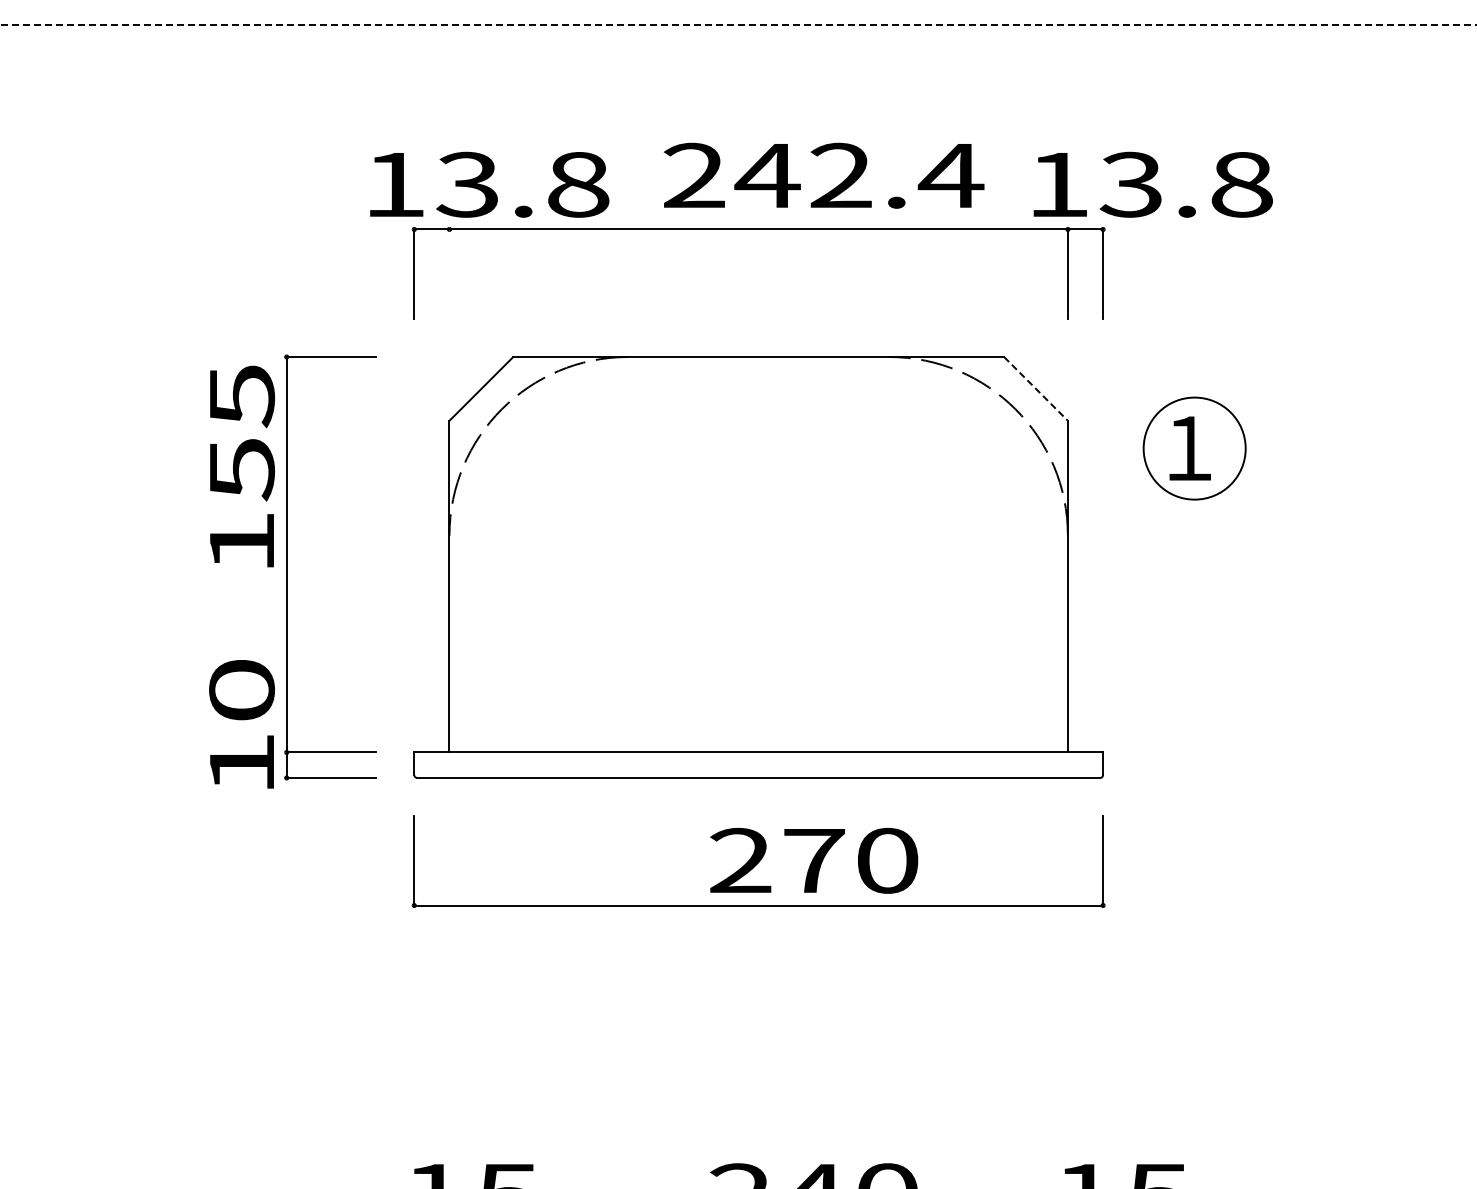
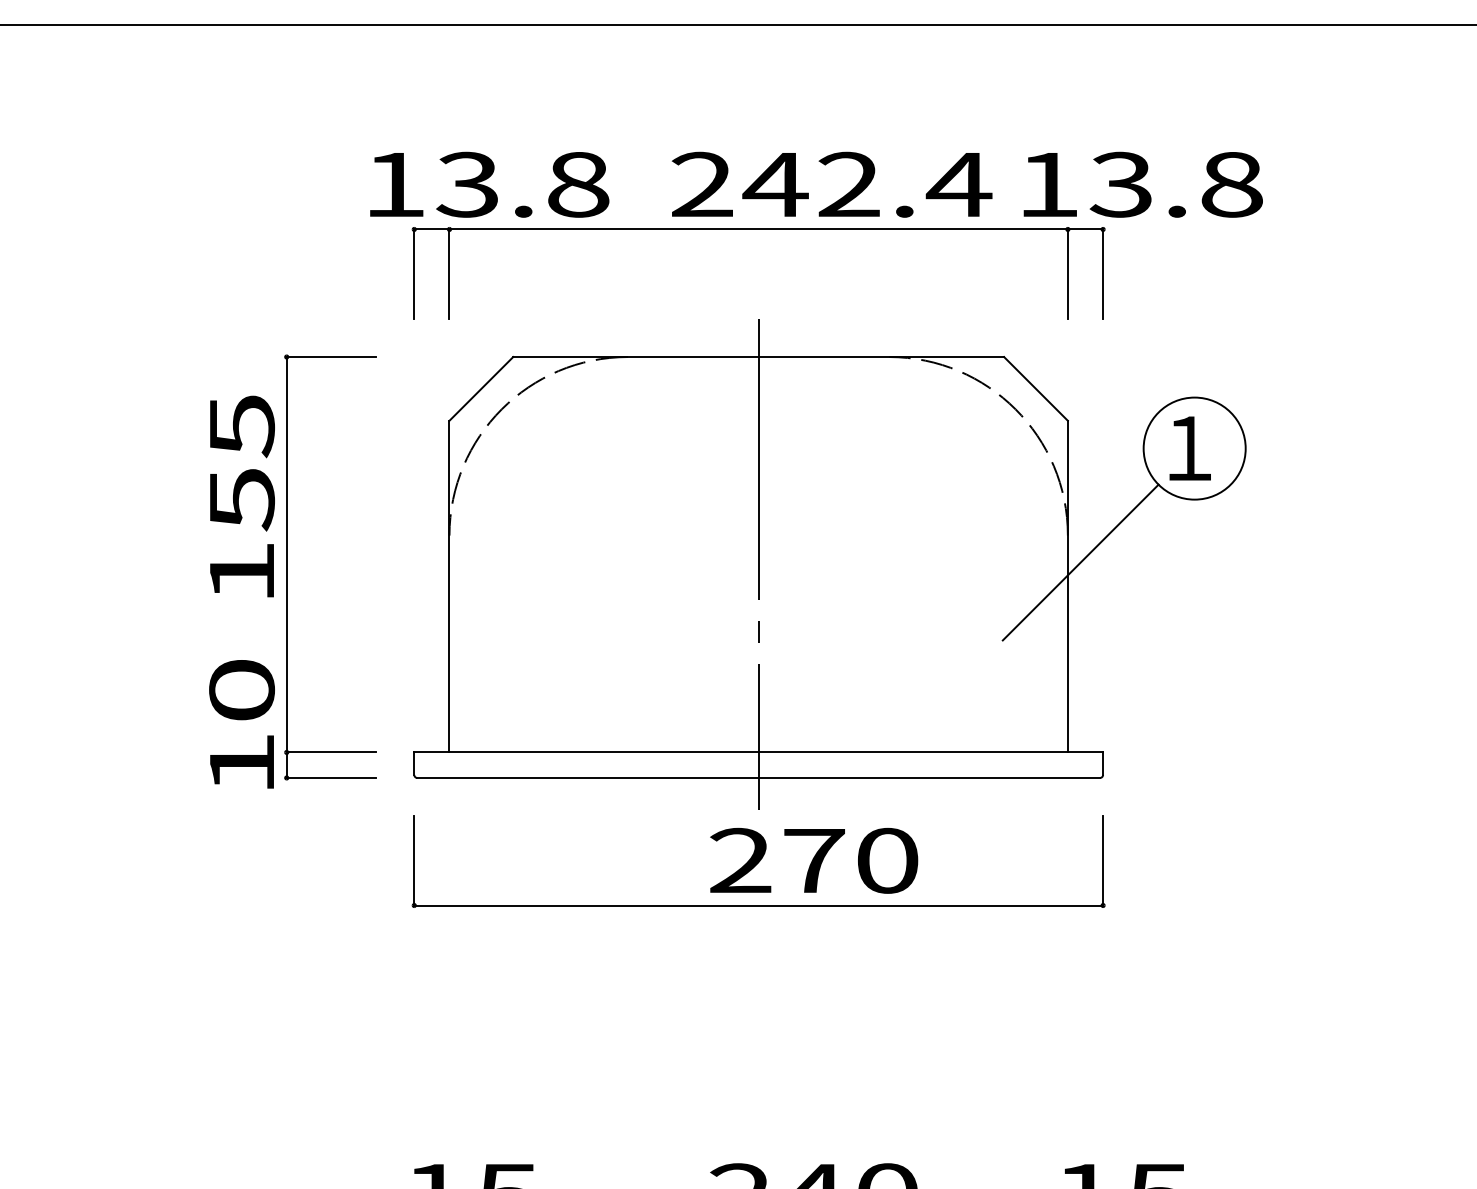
line: dashed -> solid (738, 24)
text position: (823, 175) -> (831, 184) (831, 184)
text position: (1152, 184) -> (1142, 184) (1142, 184)
line: none -> present (449, 273)
line: dashed -> solid (1036, 389)
text position: (242, 466) -> (242, 496) (242, 496)
line: none -> present (1080, 562)
line: none -> present (758, 563)
